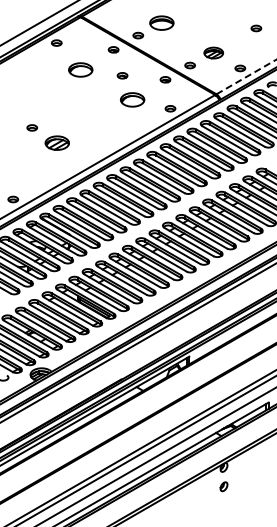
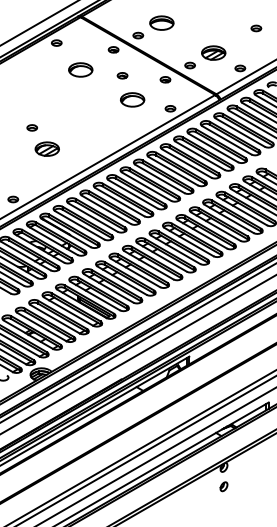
part size: 22x14 px -> 26x16 px (213, 52)
line: dashed -> solid (246, 76)
part position: (56, 142) -> (46, 148) (46, 148)
line: none -> present (137, 354)
